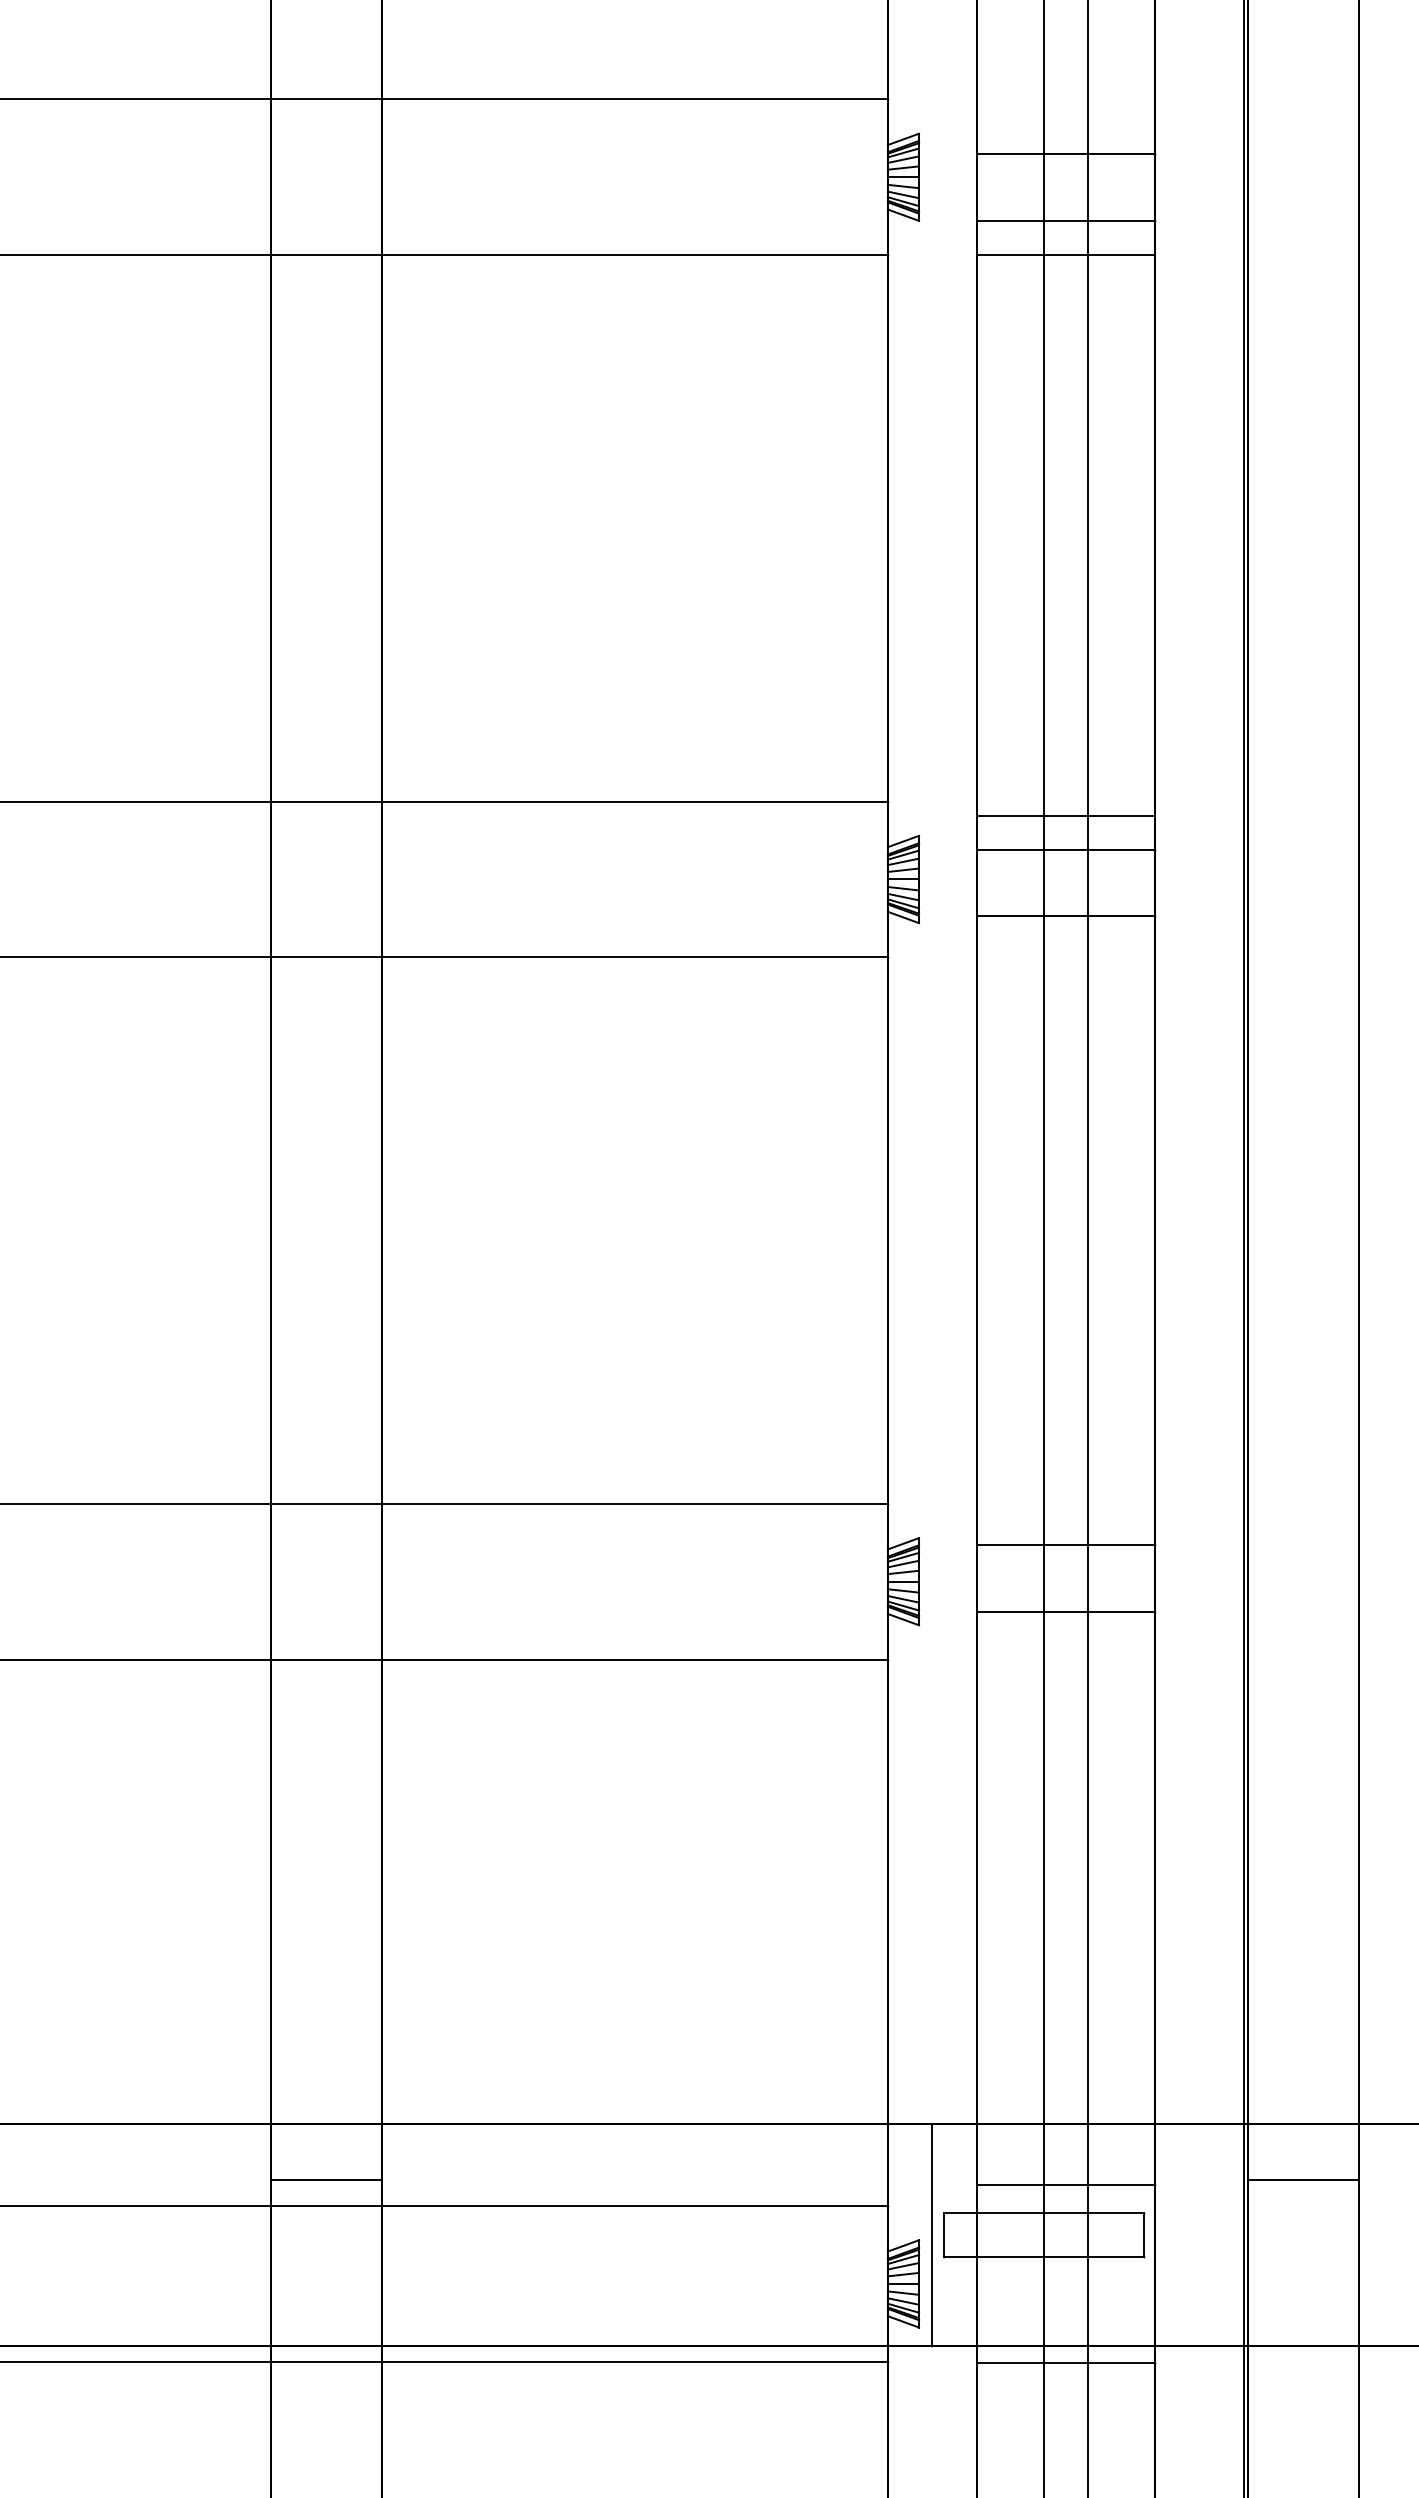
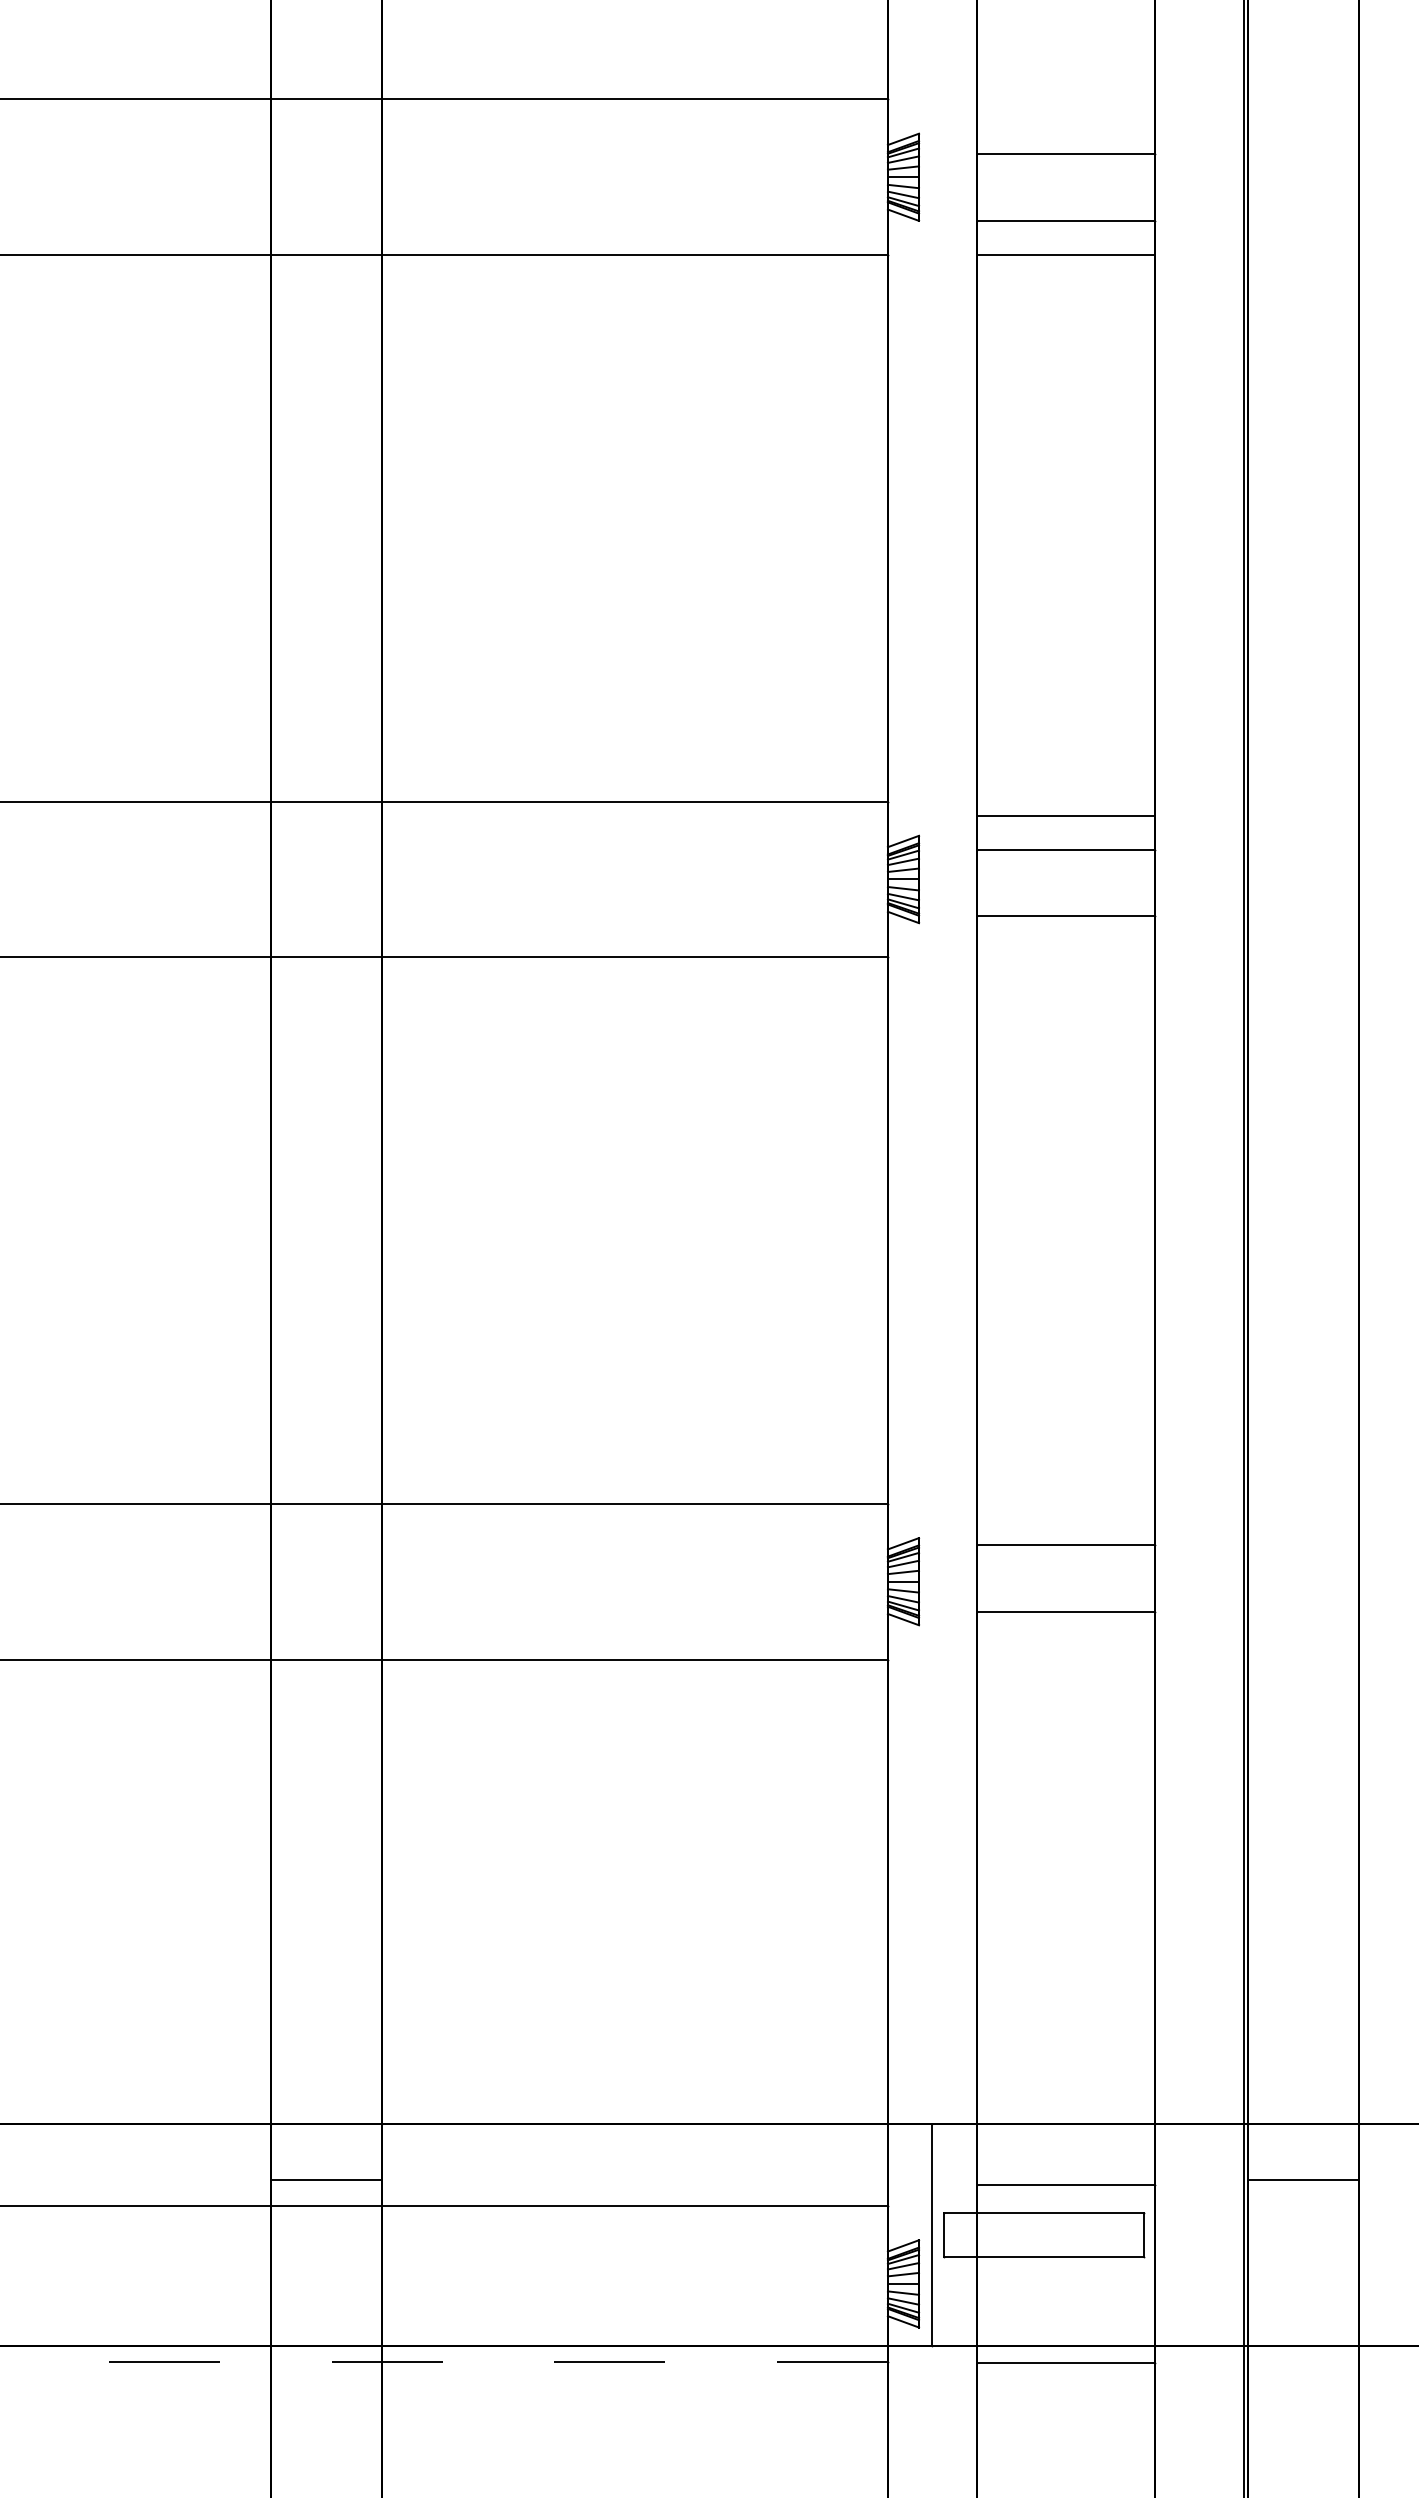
line: present -> none (1043, 1248)
line: present -> none (1088, 1248)
line: solid -> dashed (443, 2361)
